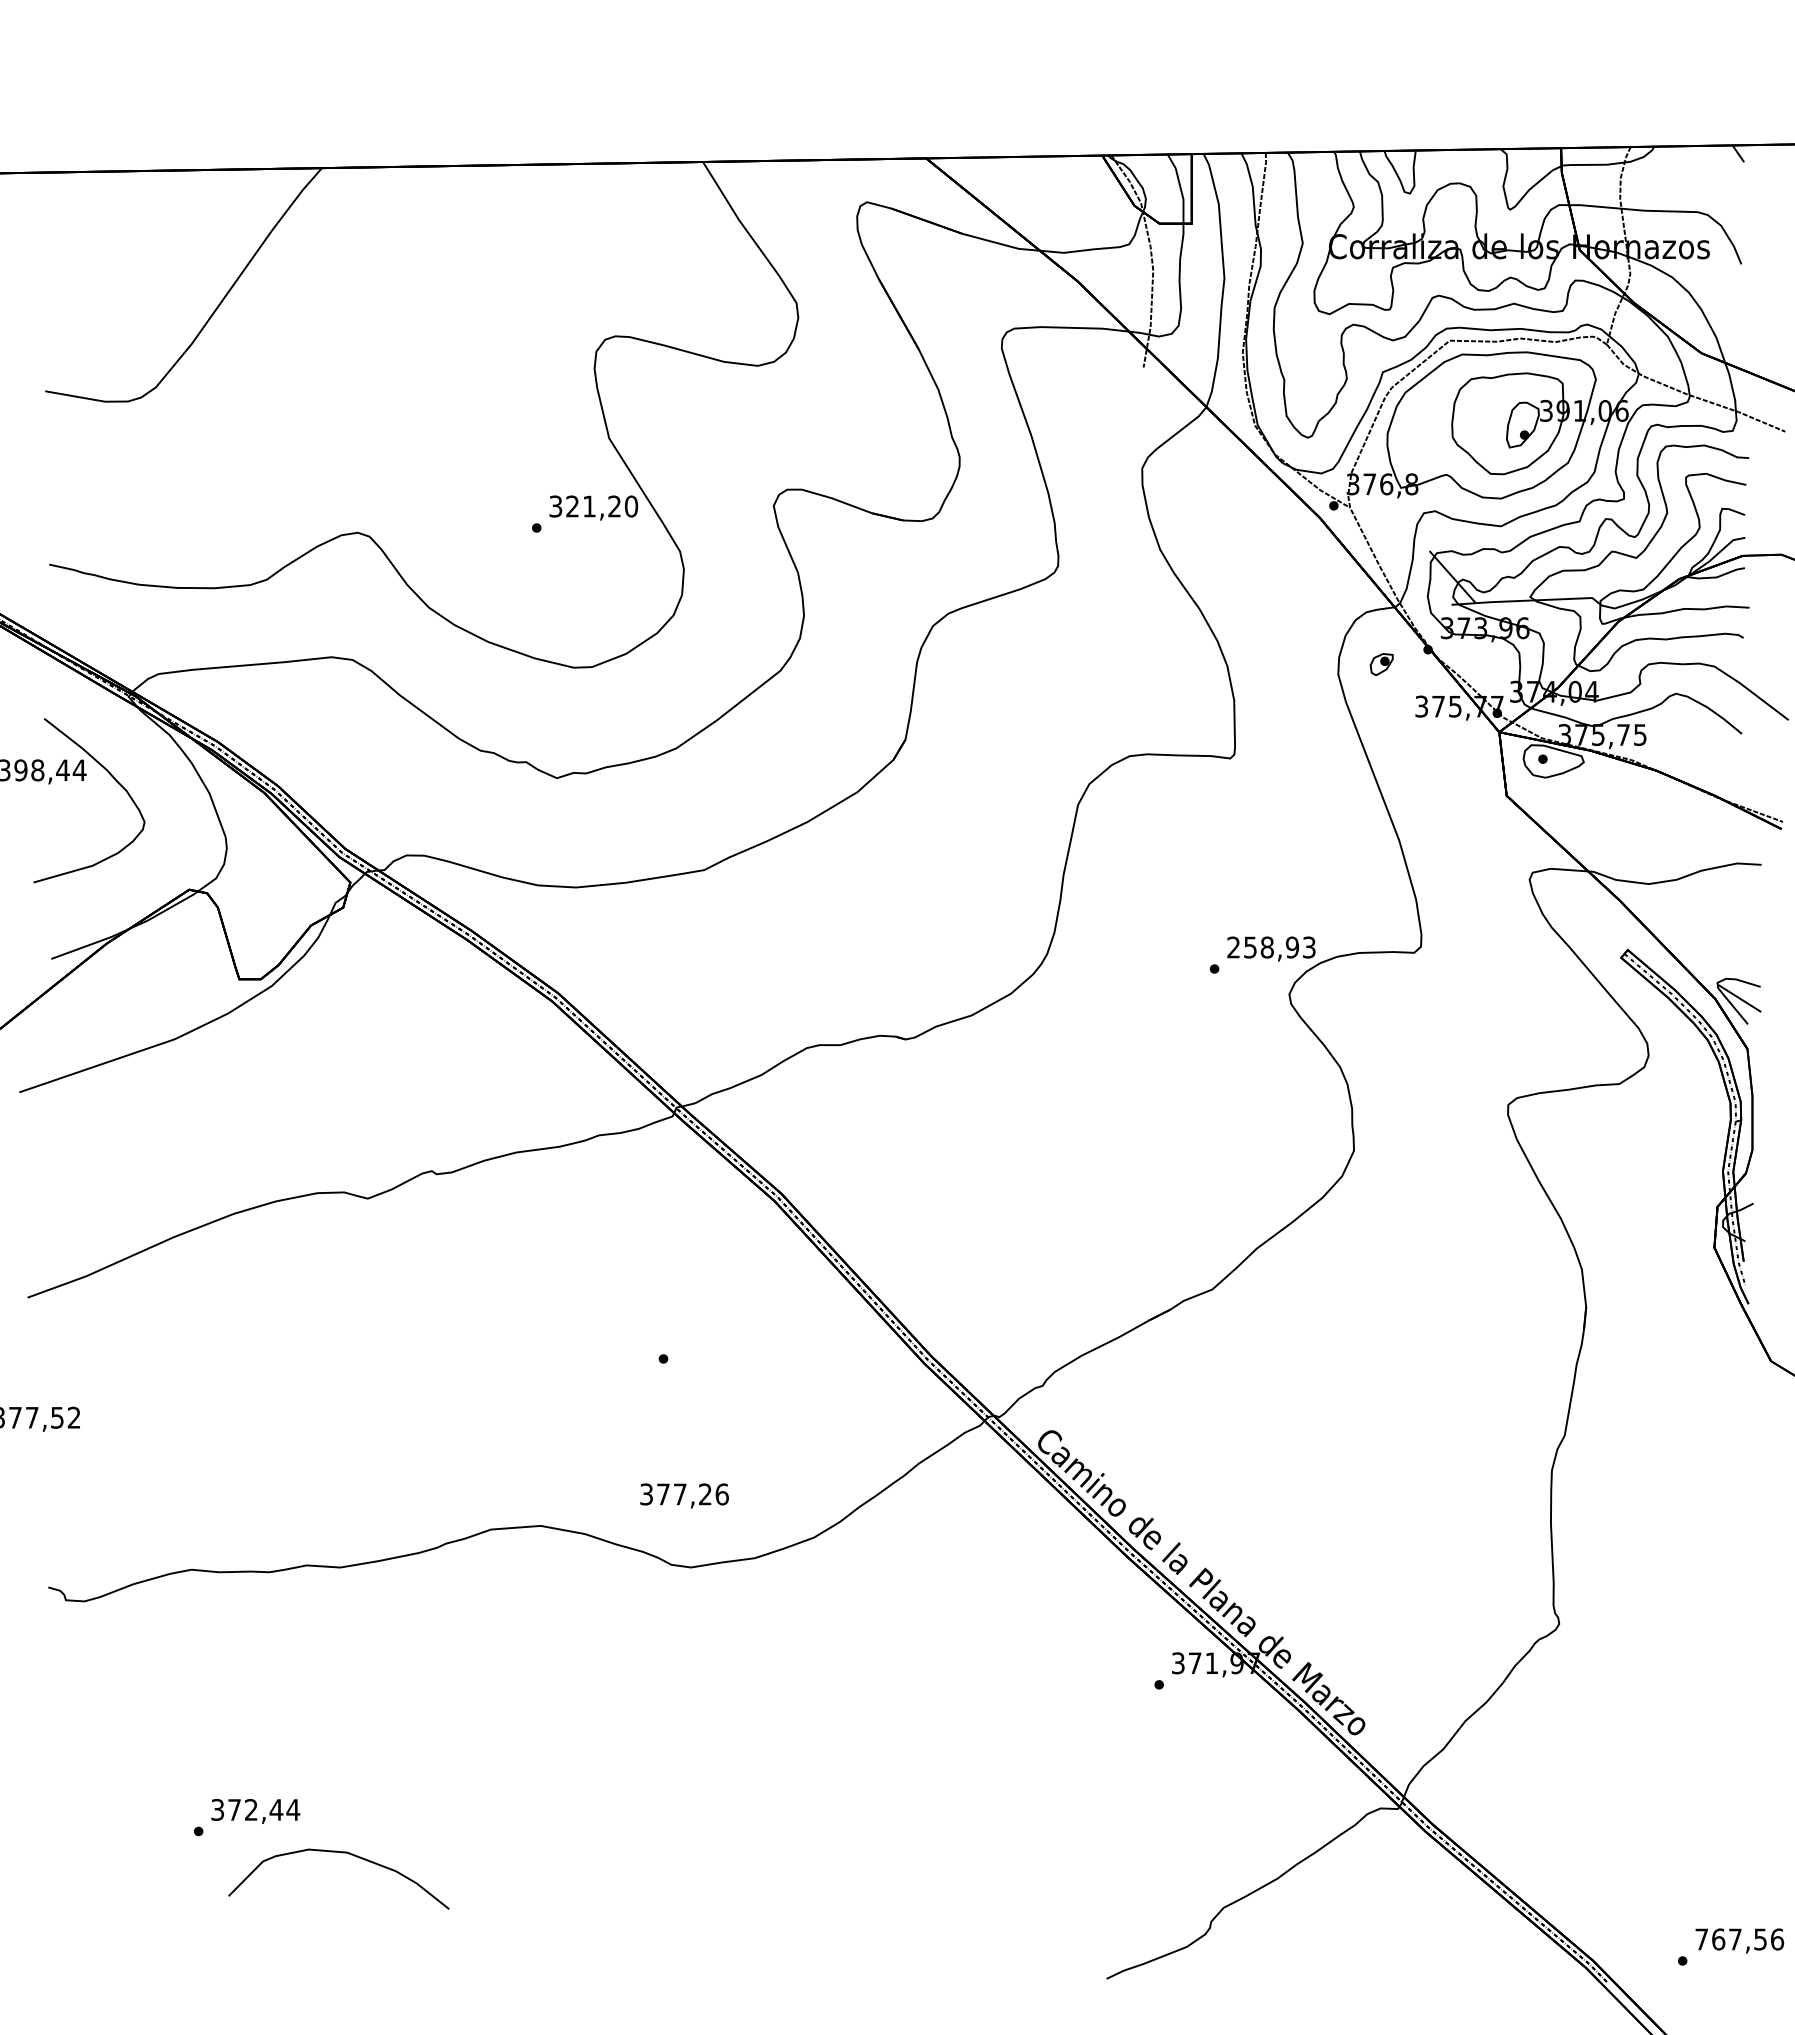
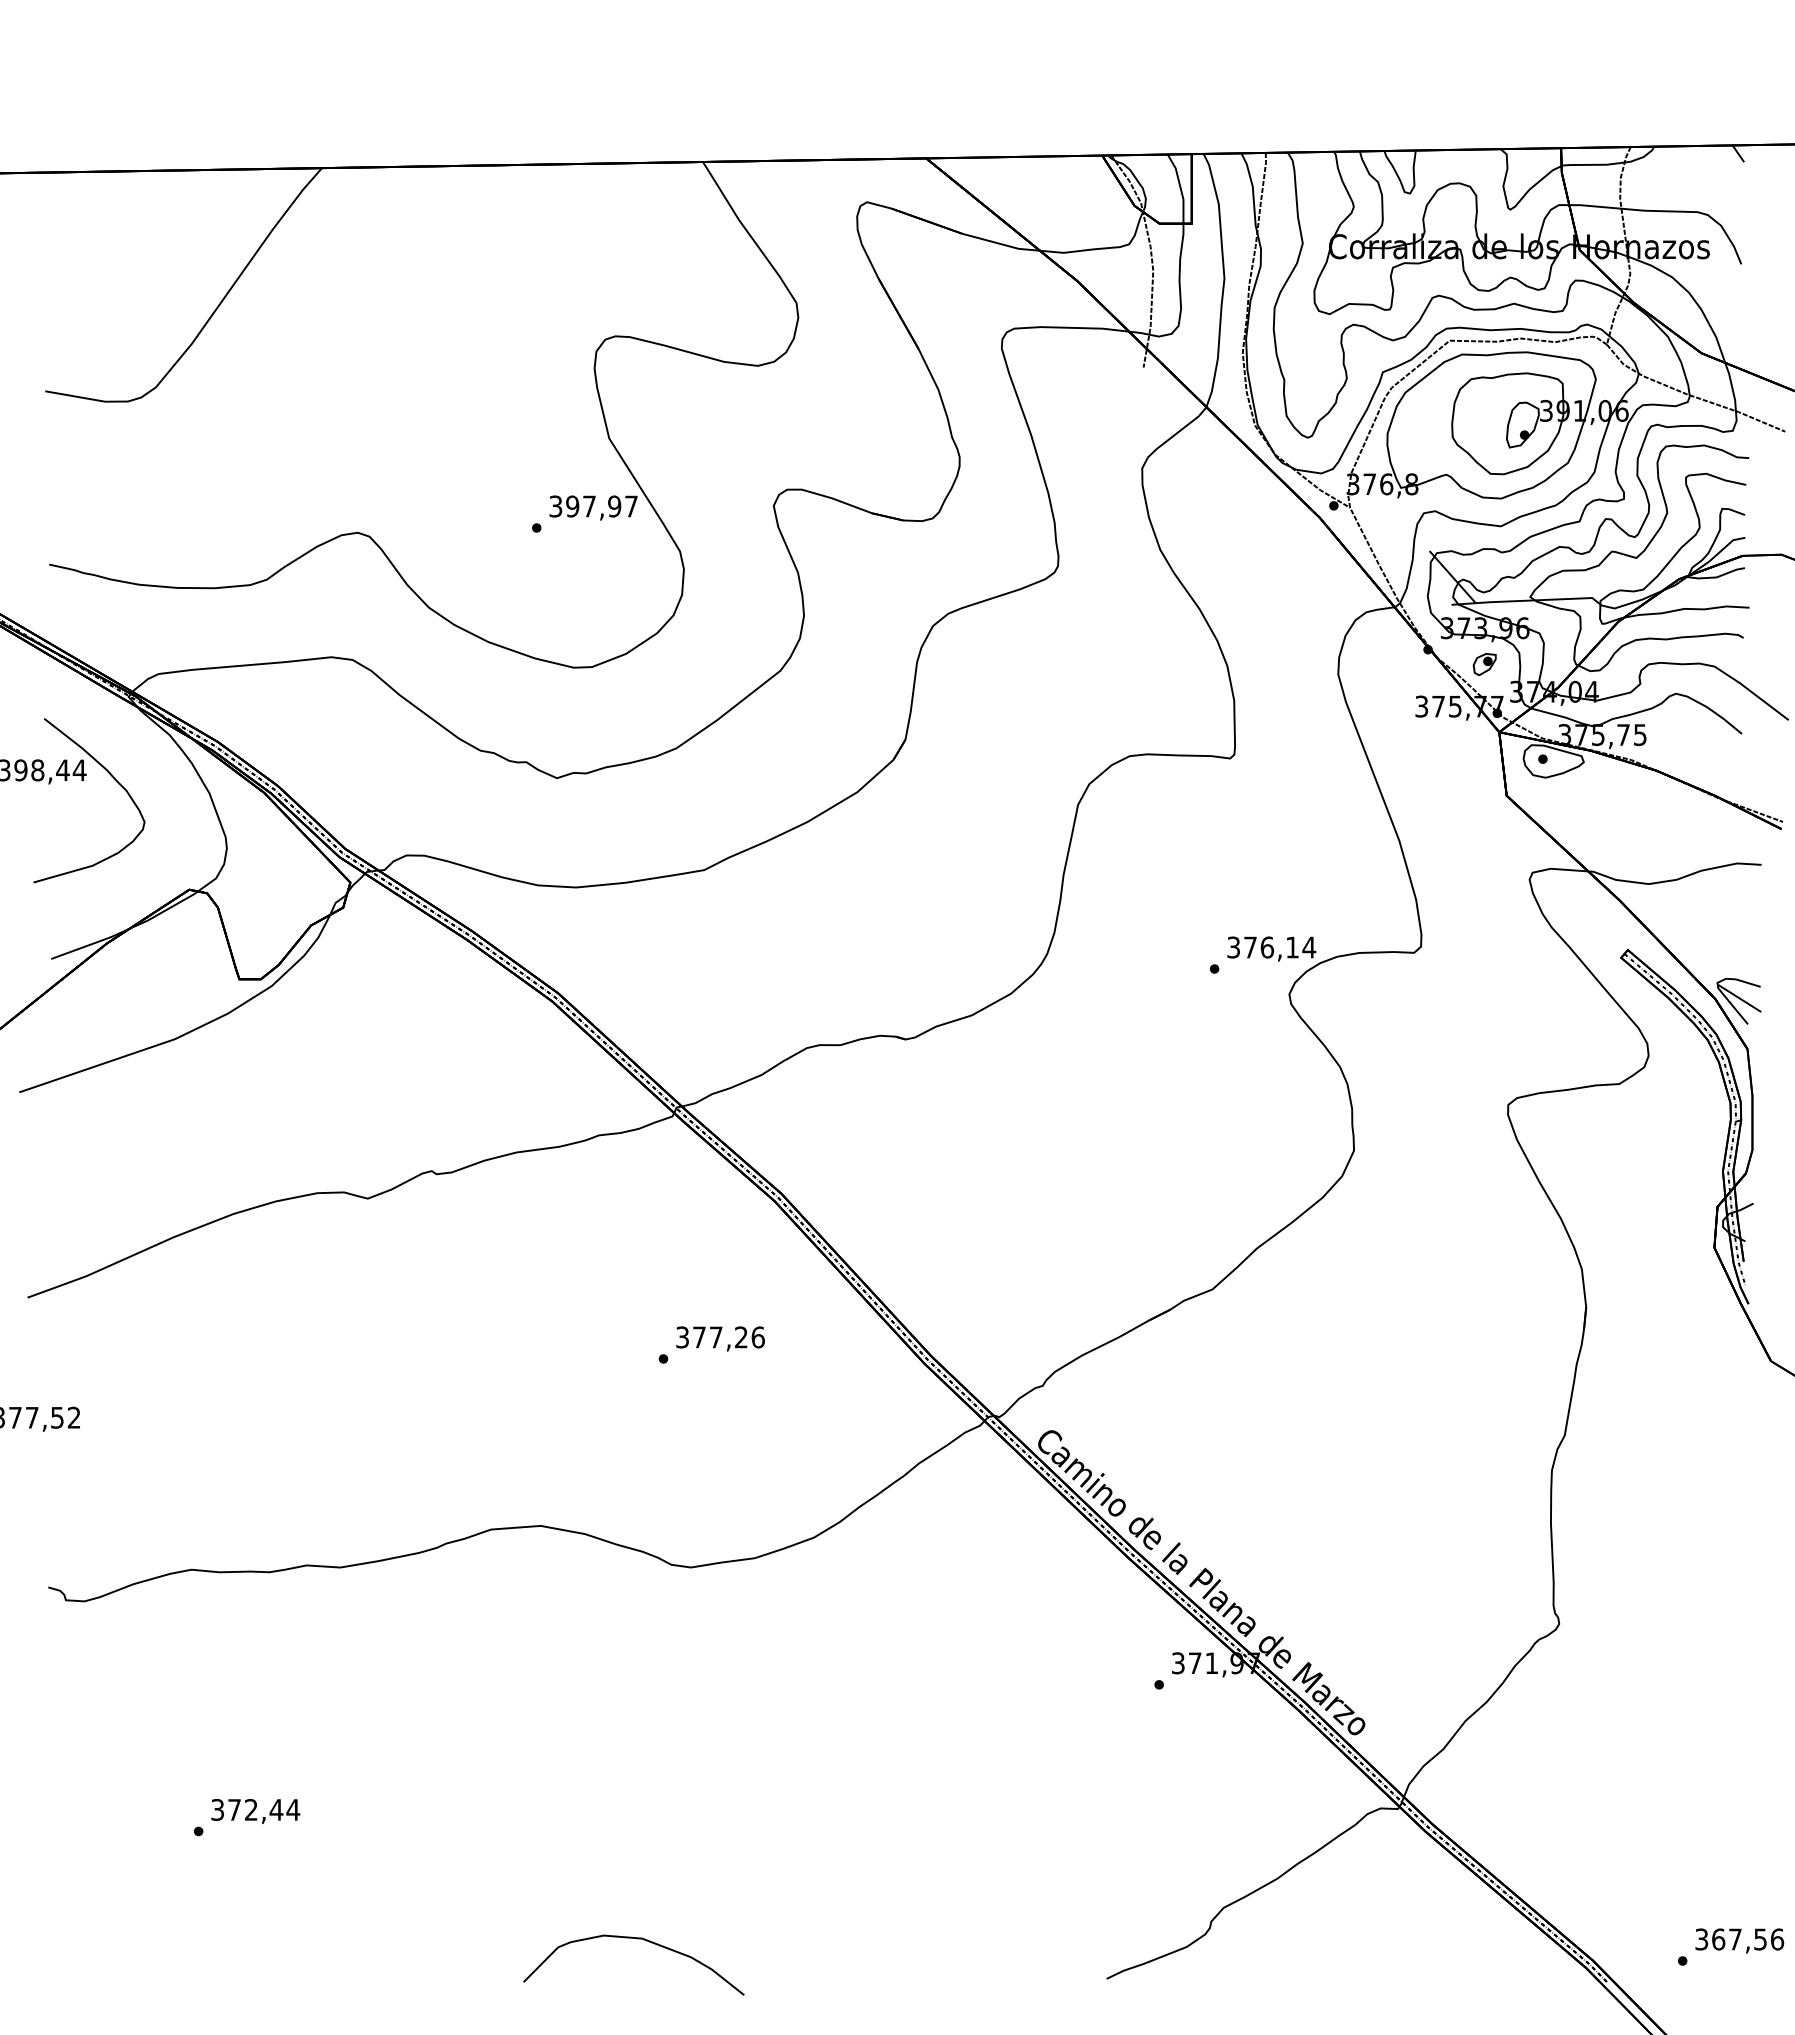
text: 321,20 -> 397,97 (602, 506)
part position: (1381, 664) -> (1484, 664) (1484, 664)
text: 258,93 -> 376,14 (1271, 947)
text position: (684, 1495) -> (720, 1338) (720, 1338)
curve position: (341, 1853) -> (636, 1939) (636, 1939)
text: 767,56 -> 367,56 (1701, 1939)
